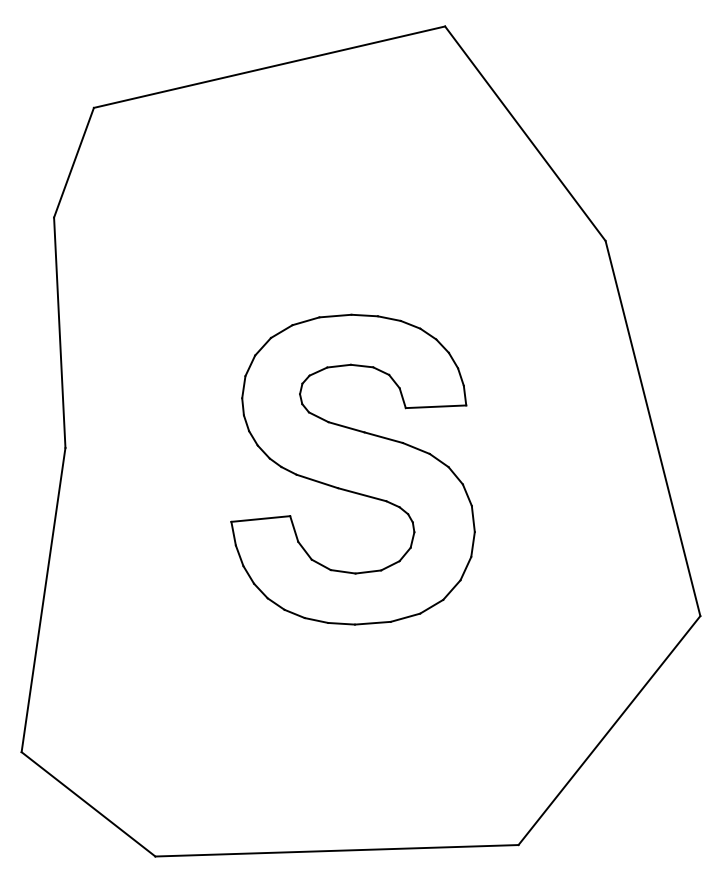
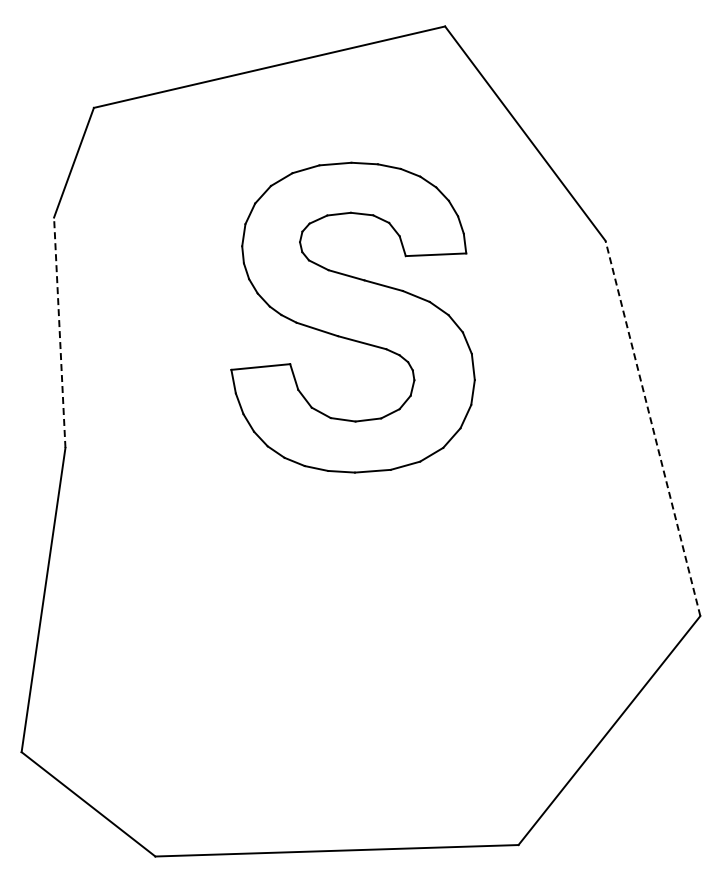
line: solid -> dashed (59, 332)
line: solid -> dashed (652, 428)
part position: (352, 469) -> (352, 317) (352, 317)
